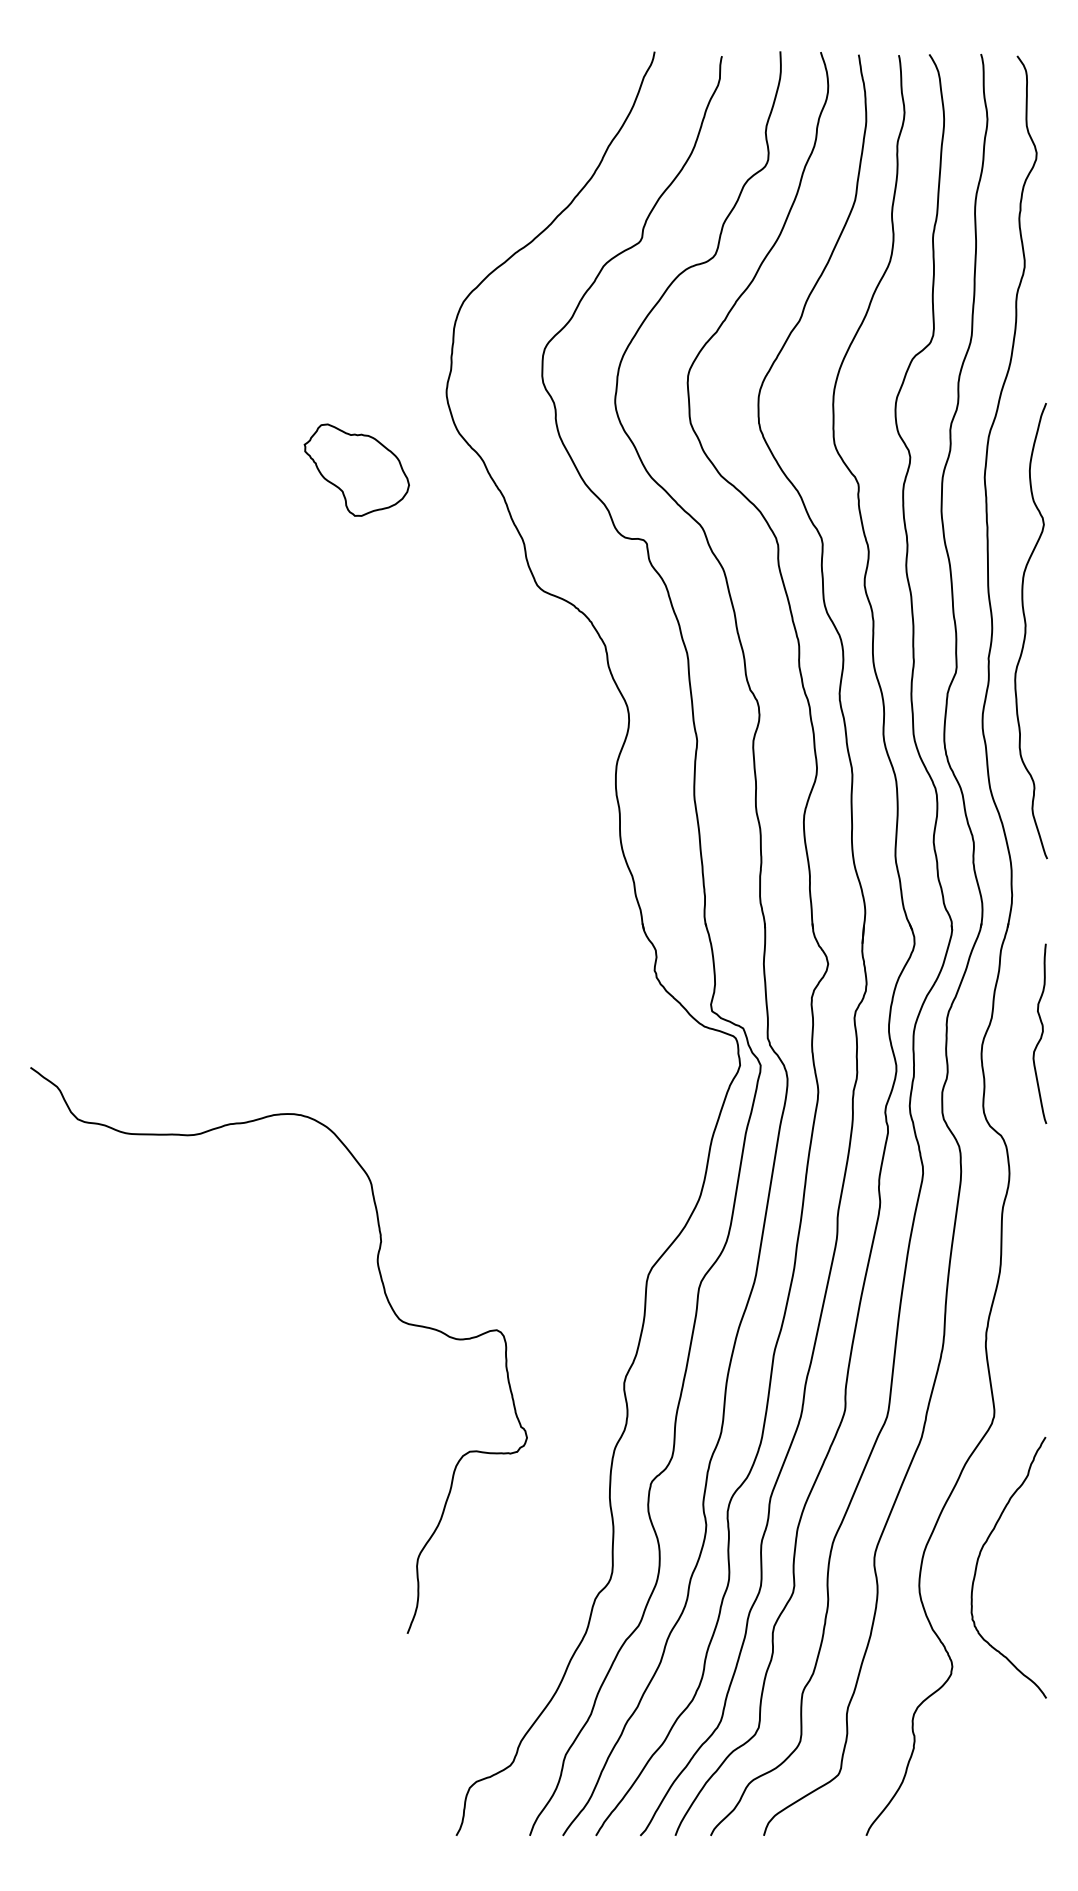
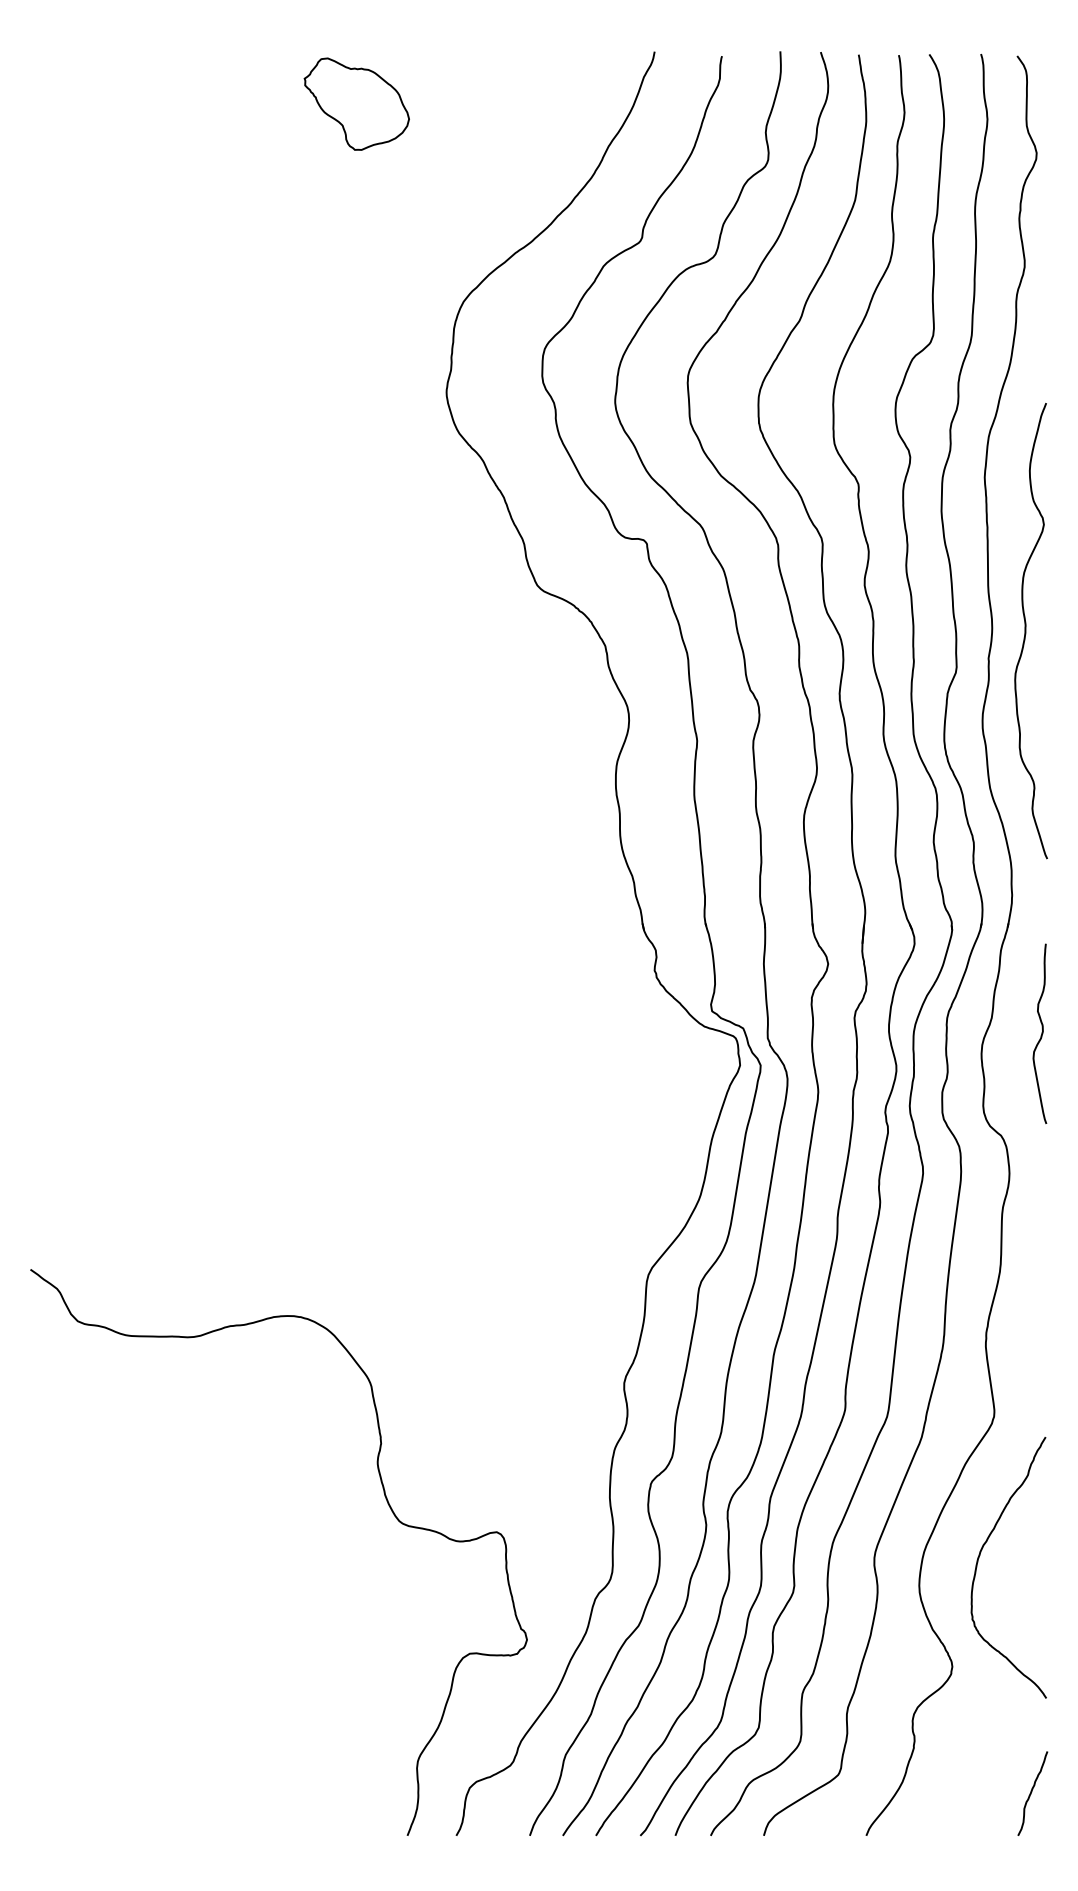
part position: (356, 469) -> (356, 103) (356, 103)
curve position: (386, 1299) -> (386, 1501) (386, 1501)
curve: none -> present (1032, 1792)
